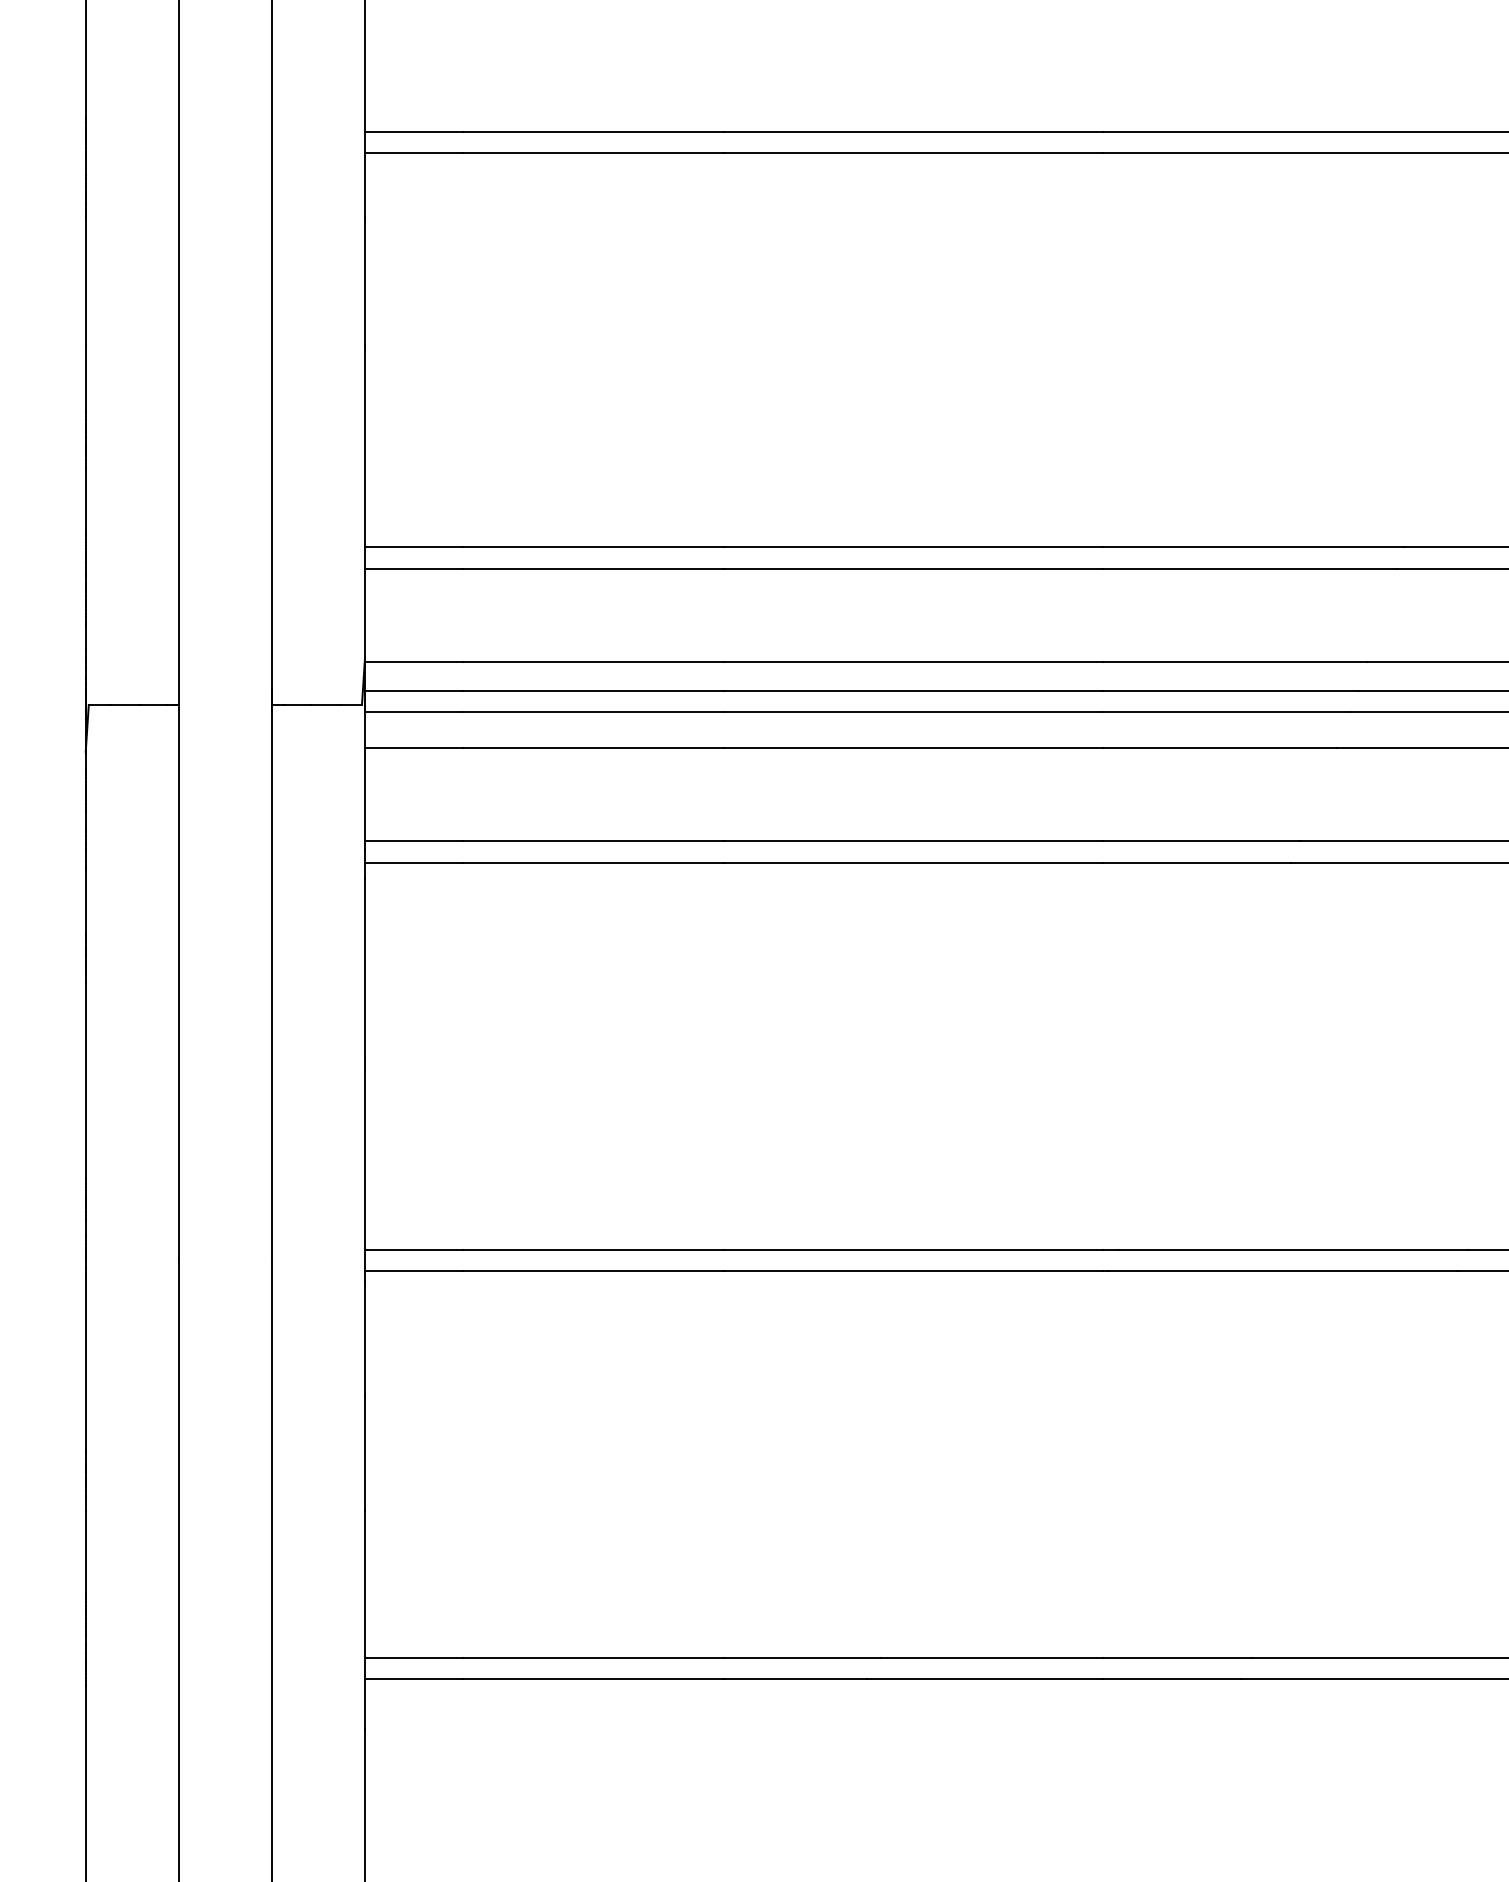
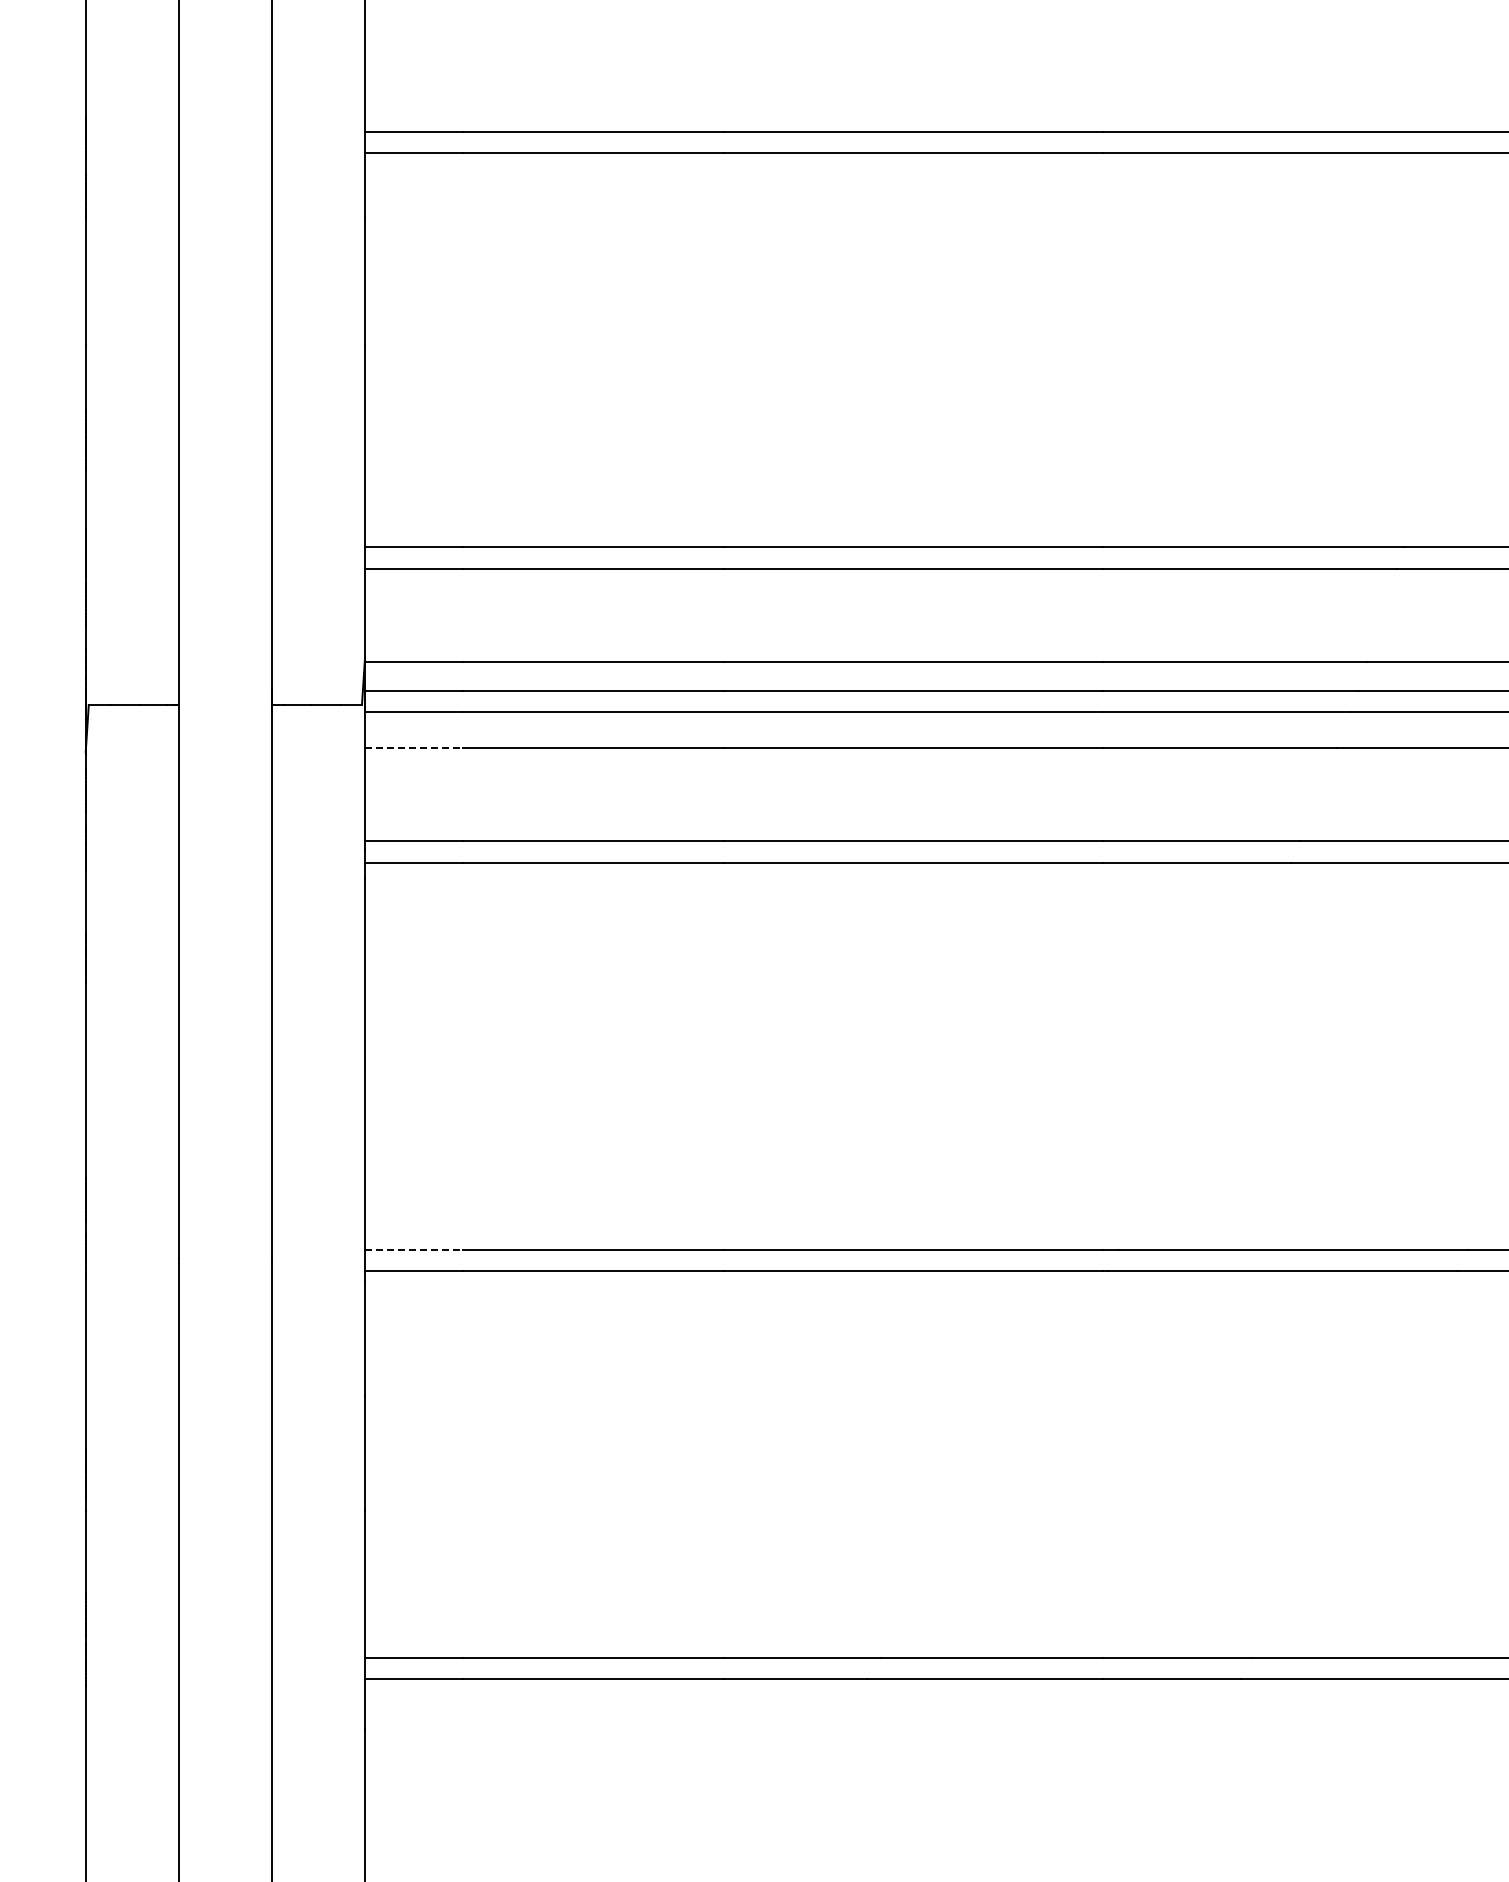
line: solid -> dashed (413, 747)
line: solid -> dashed (413, 1249)
